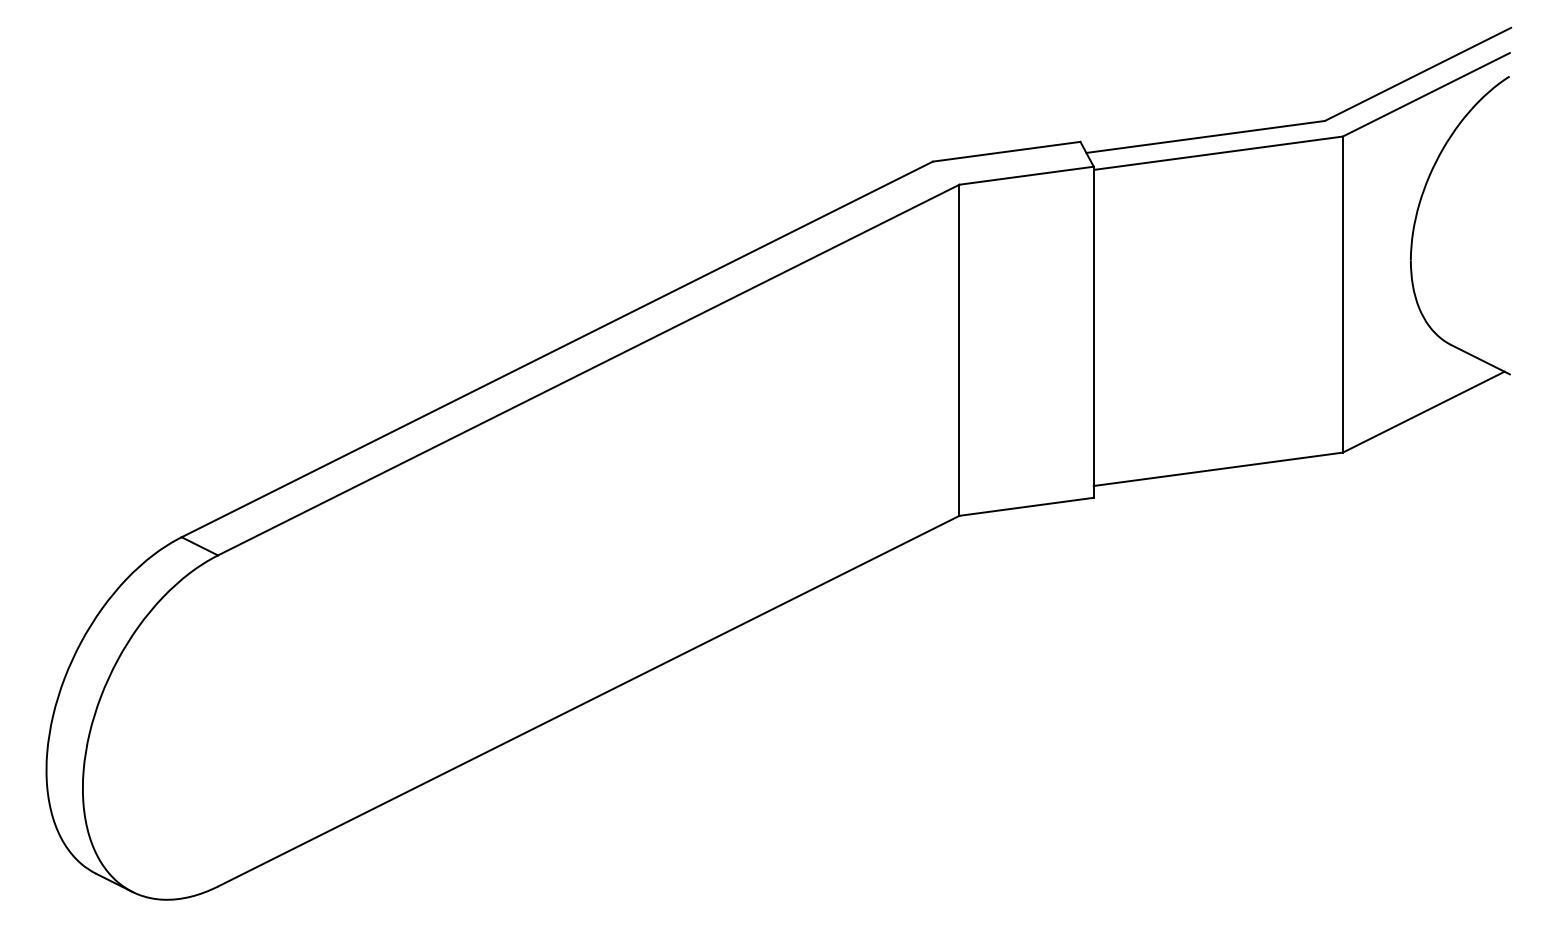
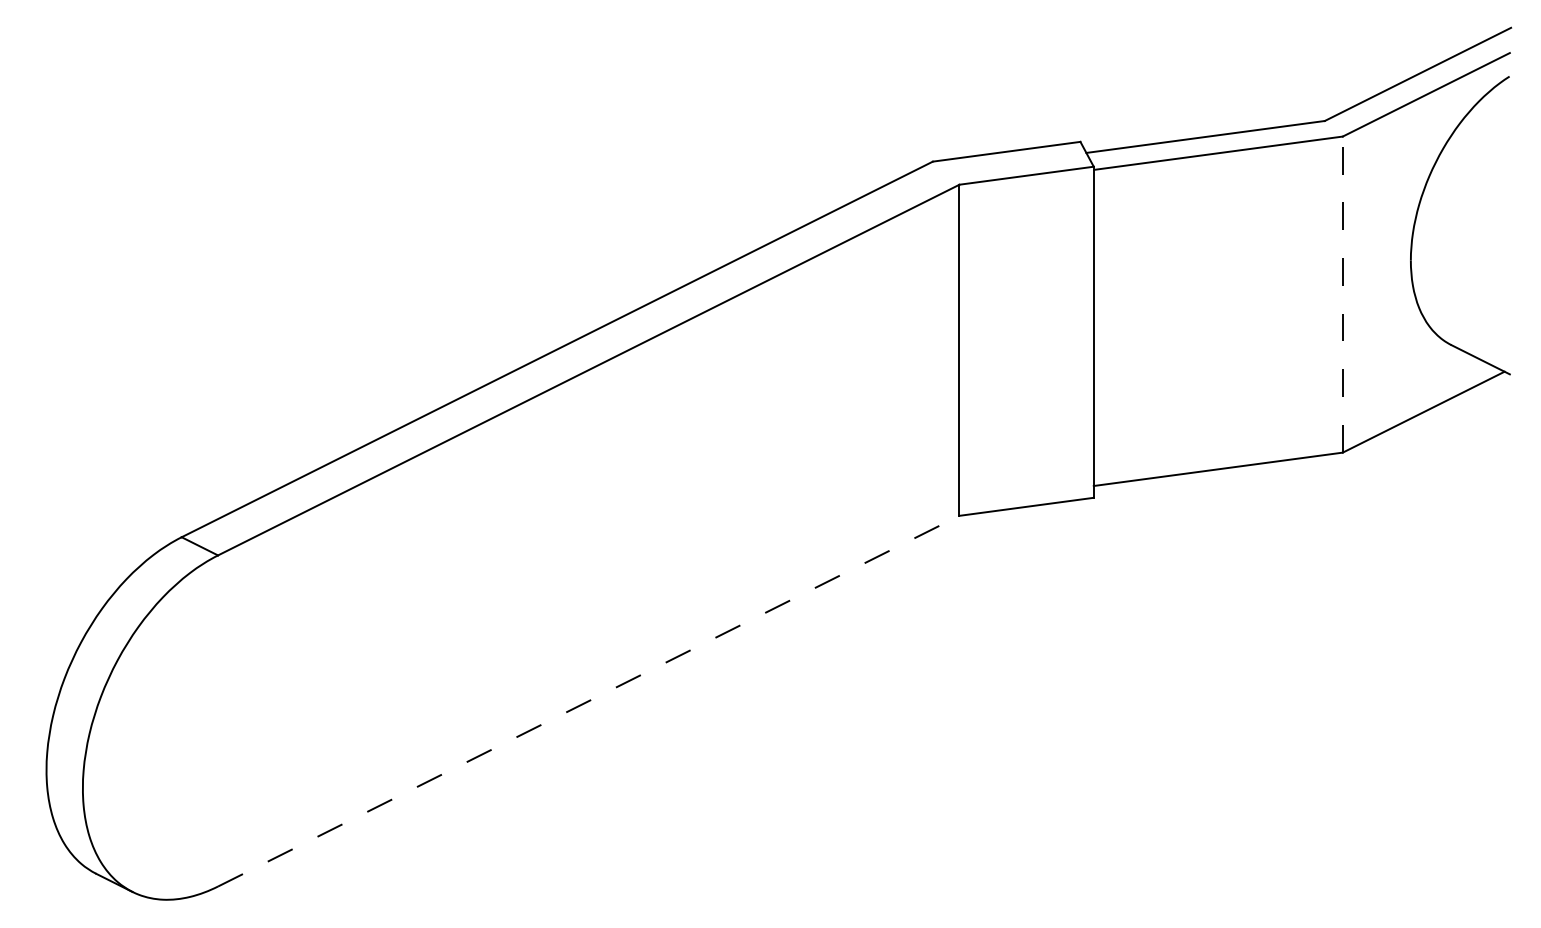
line: solid -> dashed (1342, 294)
line: solid -> dashed (589, 700)
